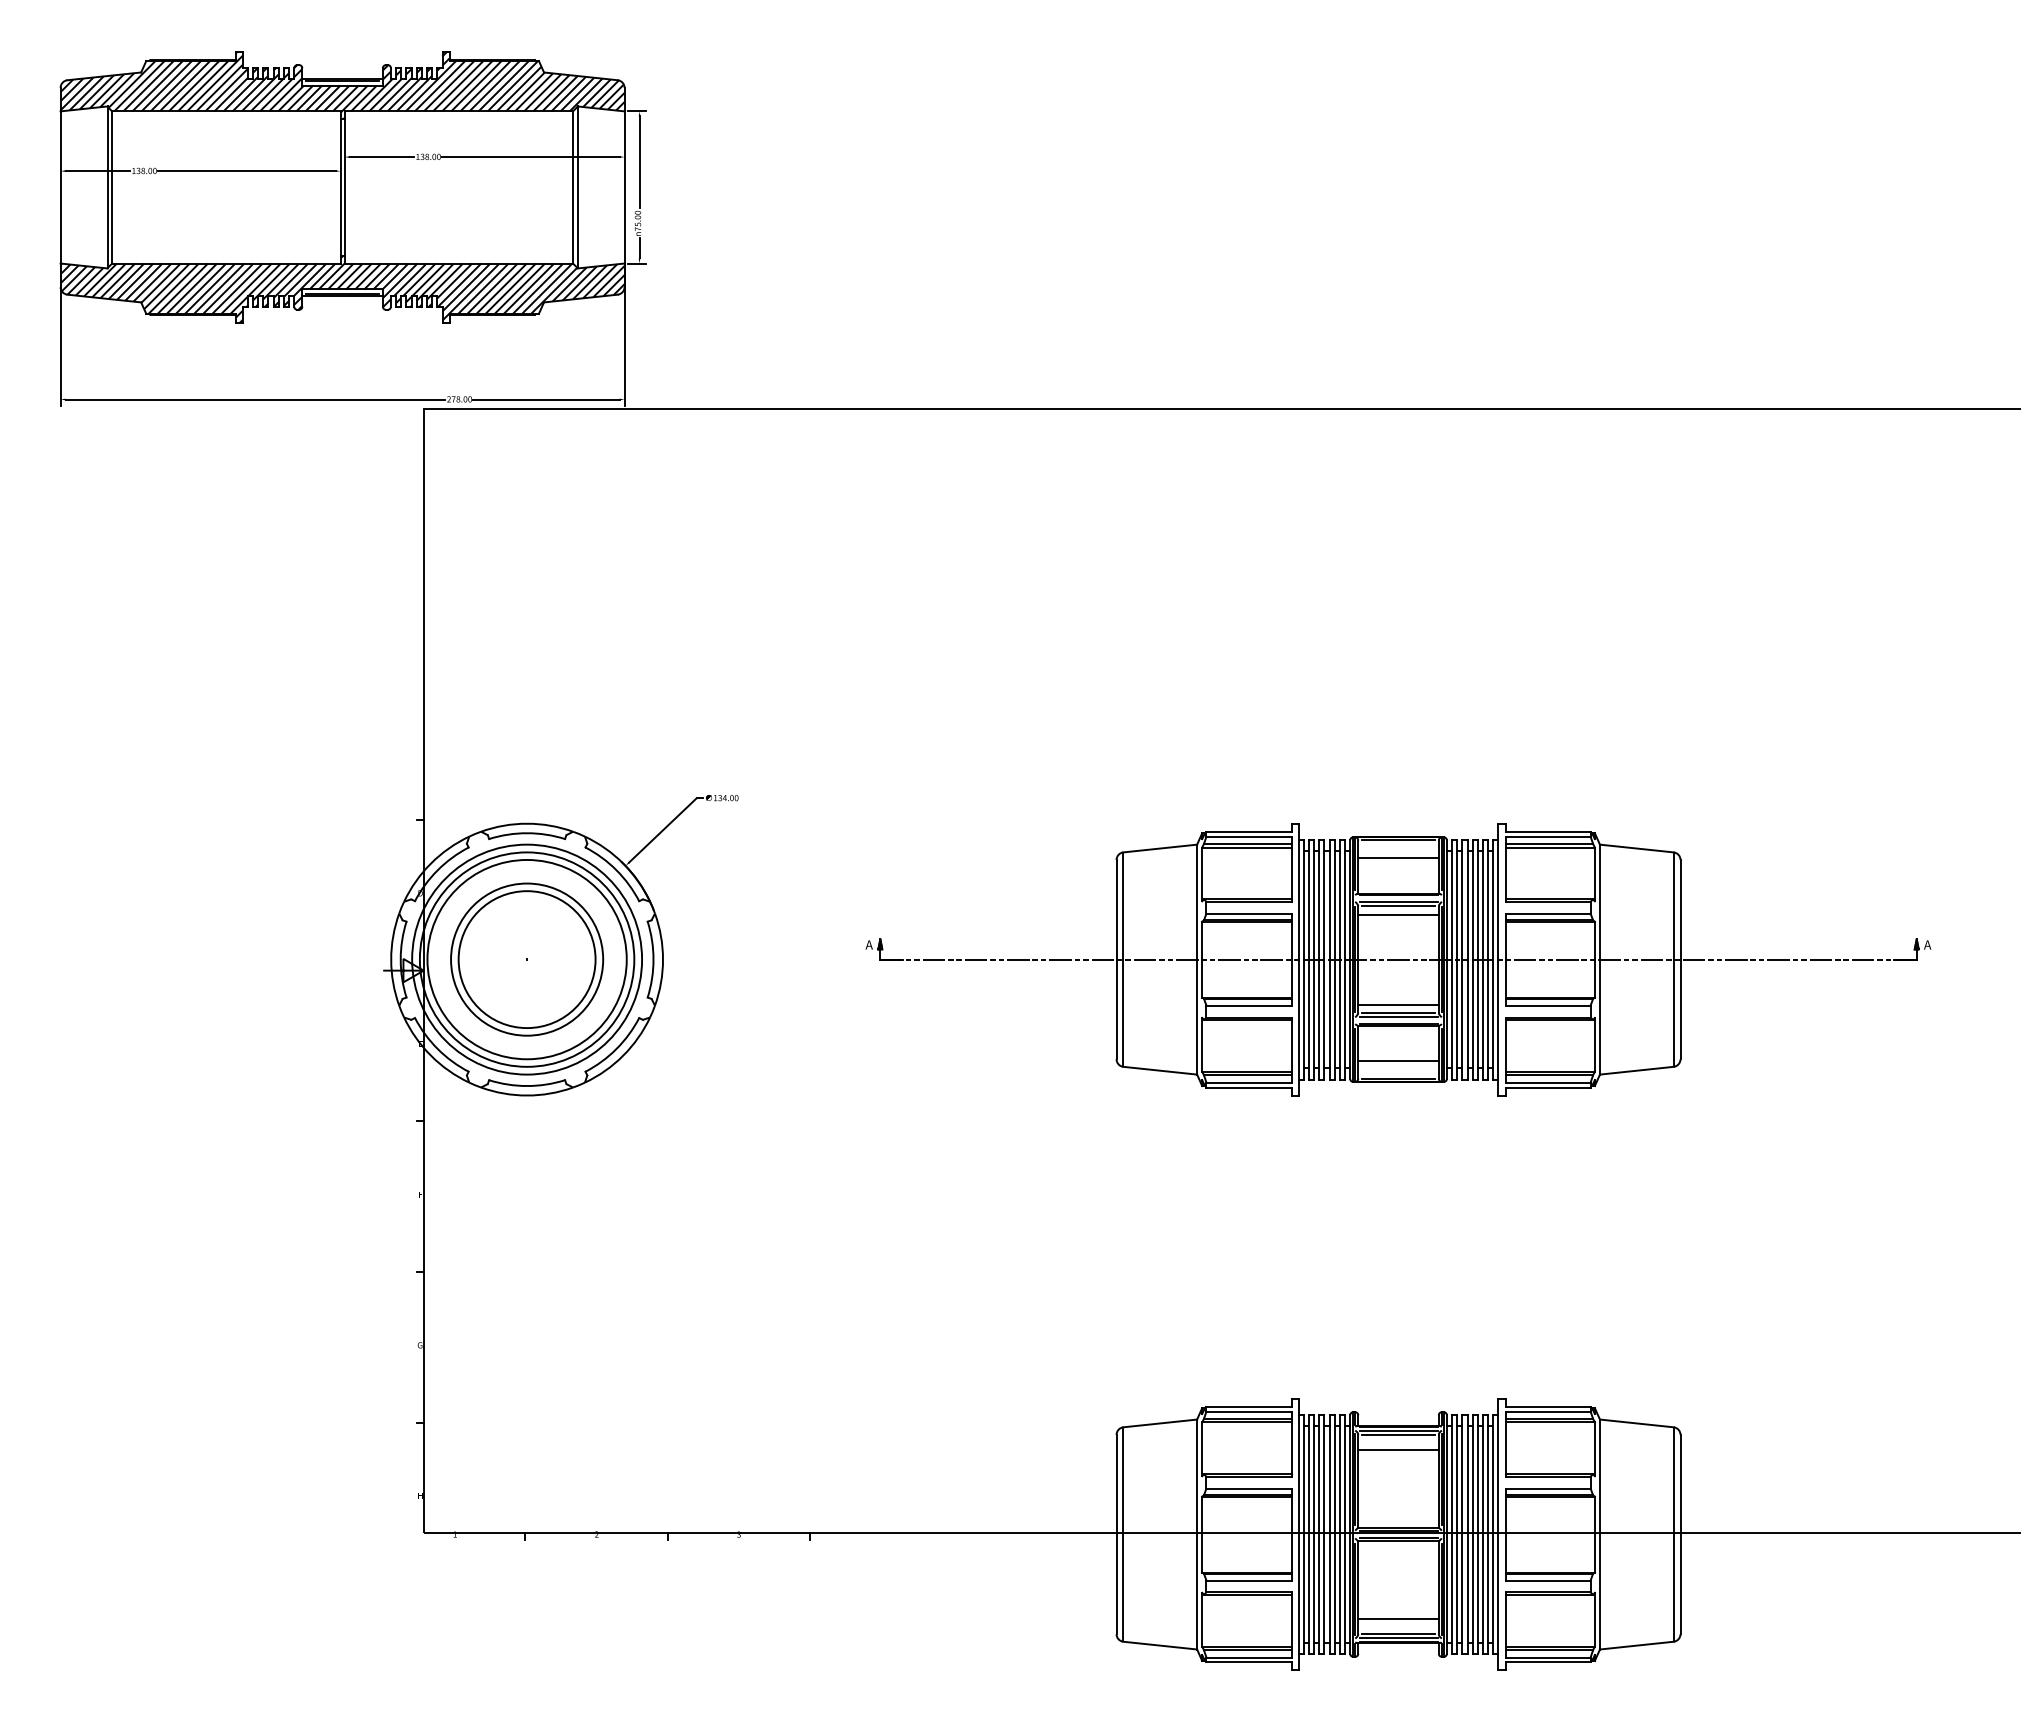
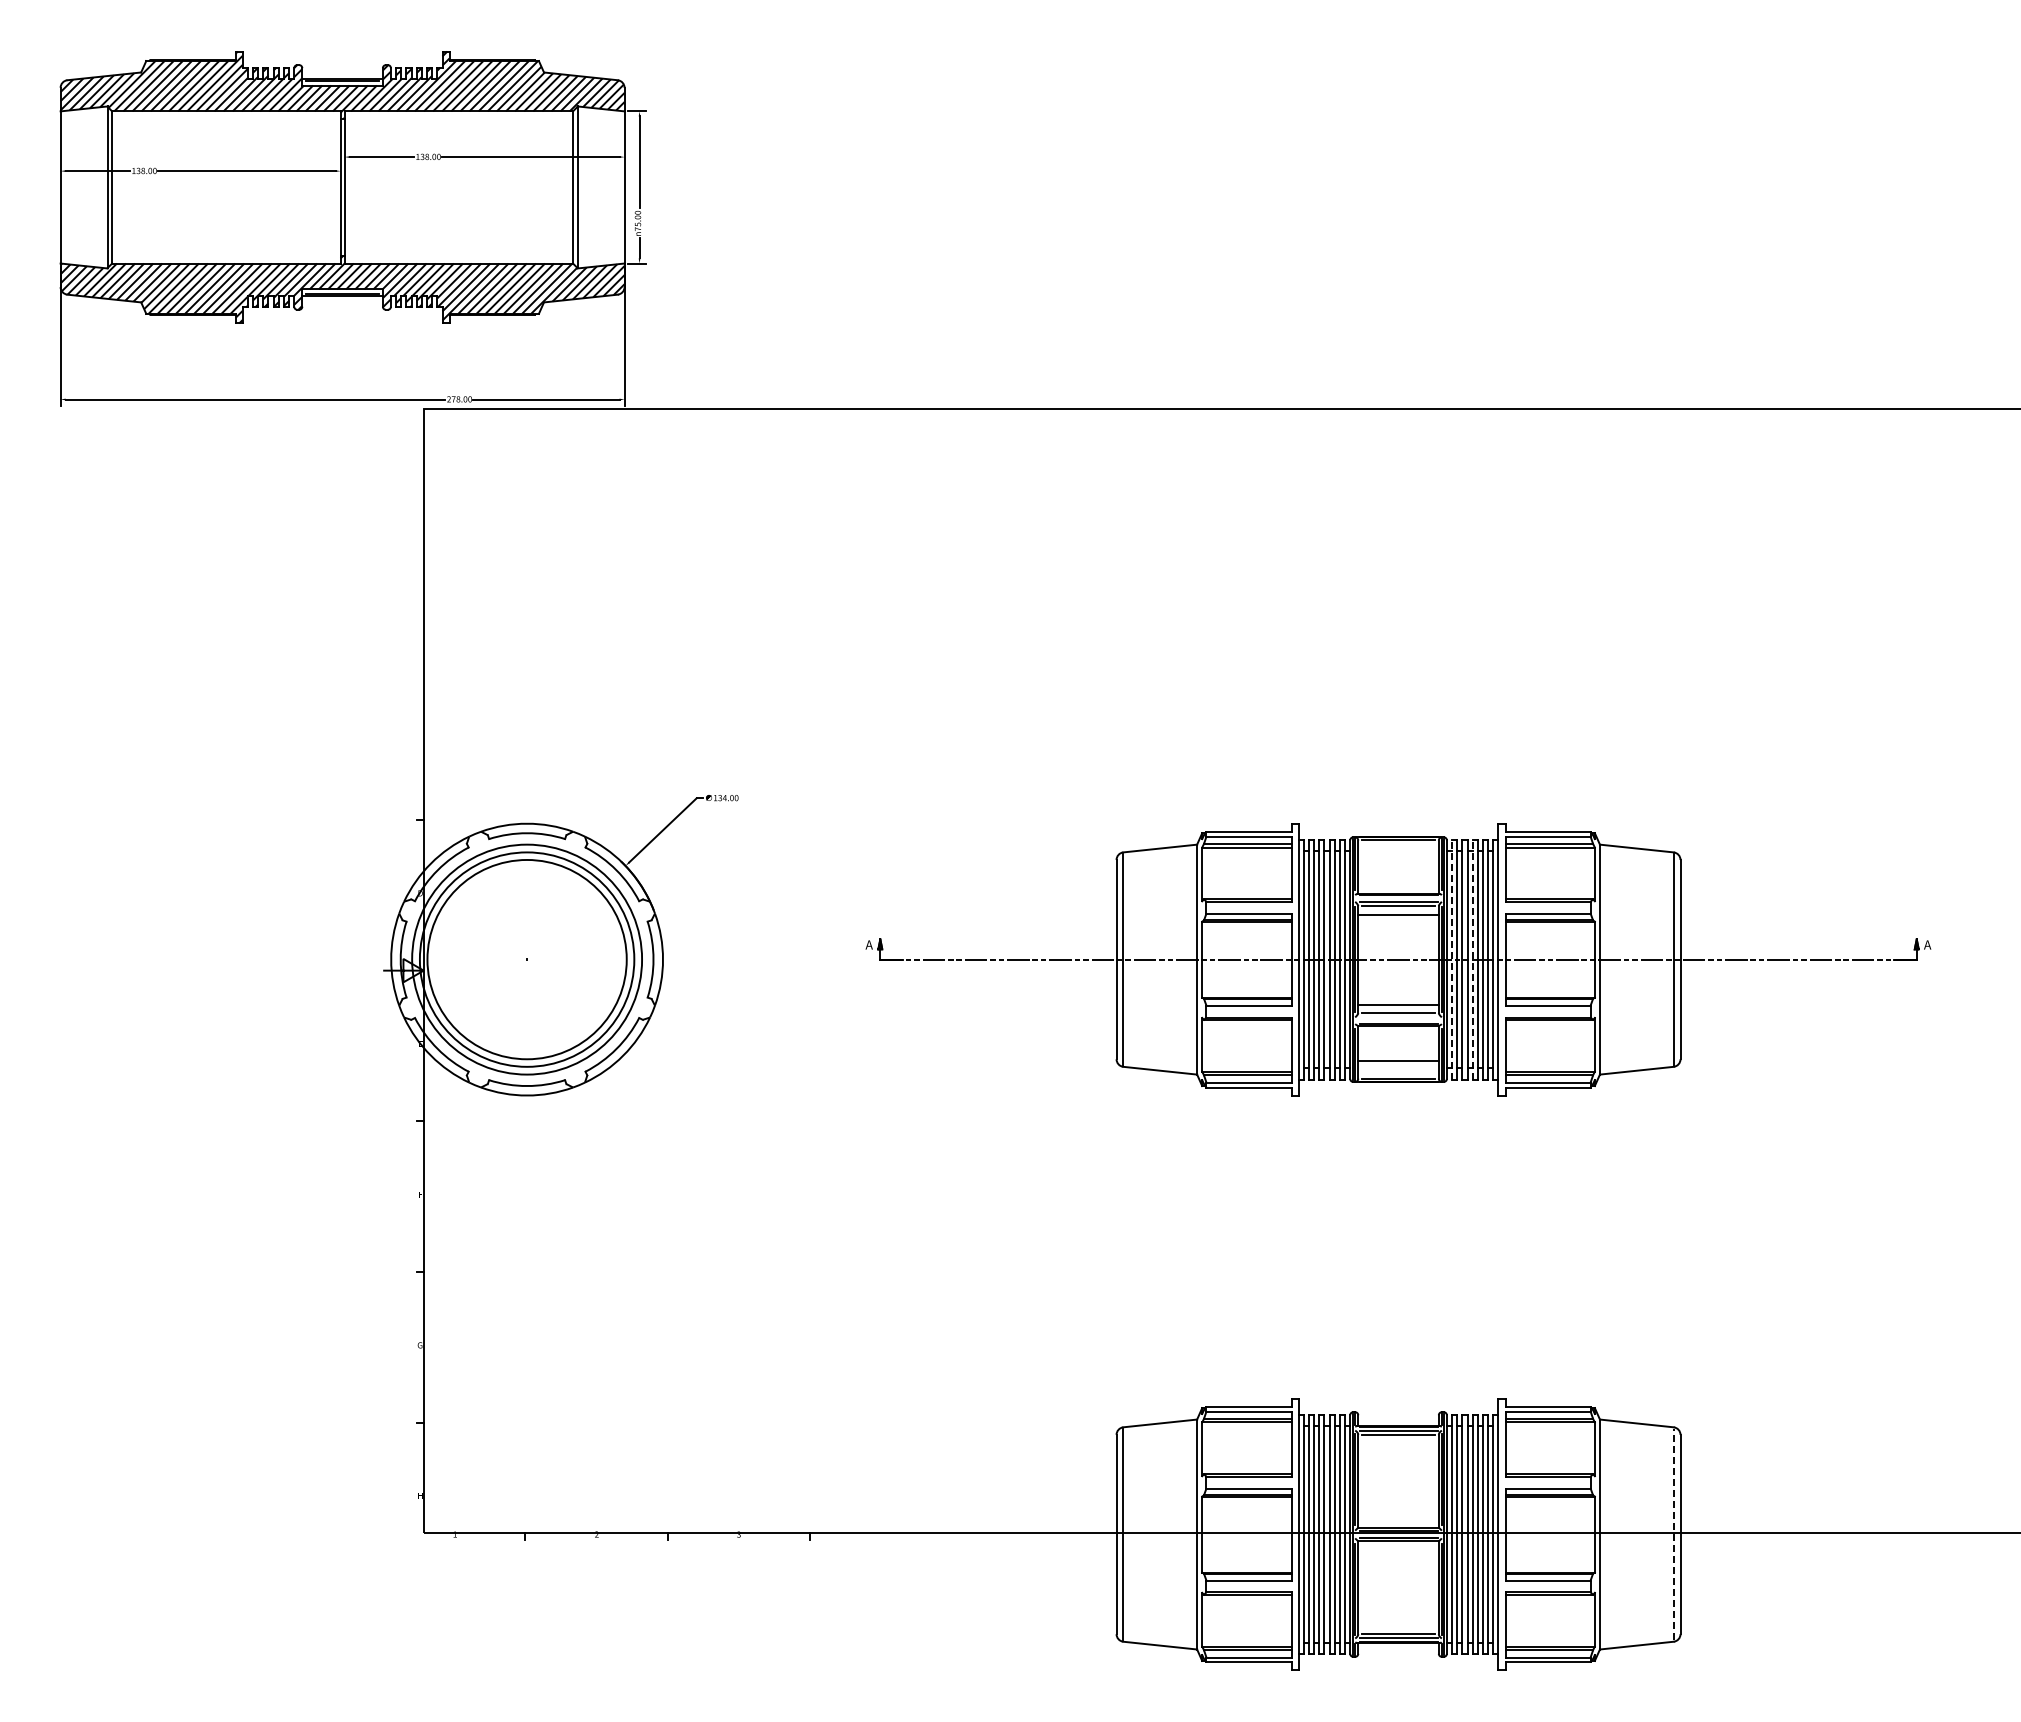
line: present -> none (1398, 857)
part: present -> none (527, 959)
line: solid -> dashed (1452, 959)
line: solid -> dashed (1472, 959)
line: present -> none (1398, 1017)
line: present -> none (1398, 1449)
line: solid -> dashed (1673, 1534)
line: present -> none (1398, 1619)
